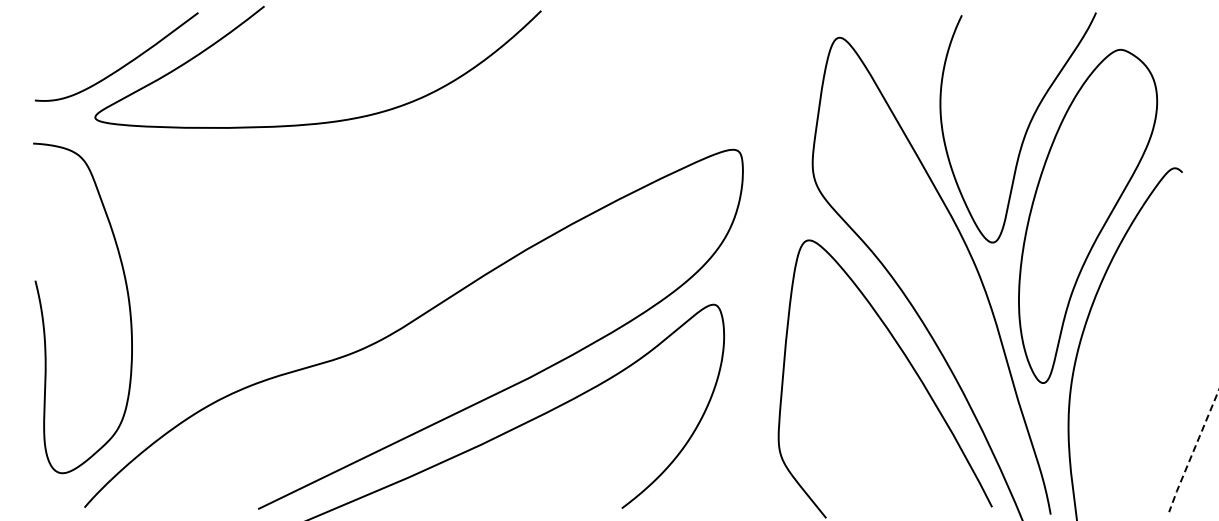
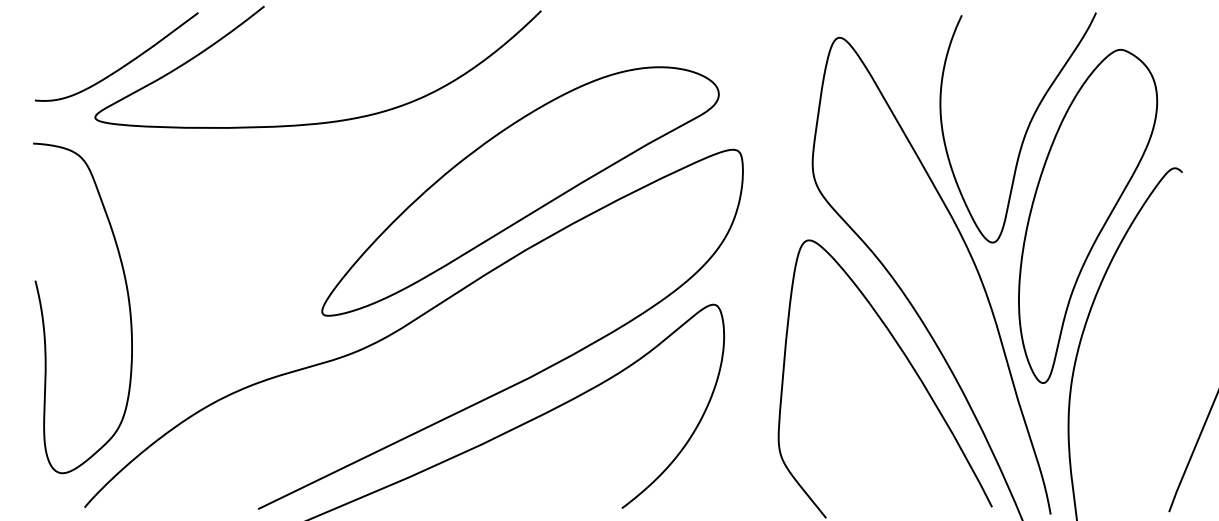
part: none -> present (520, 191)
line: dashed -> solid (1193, 451)
